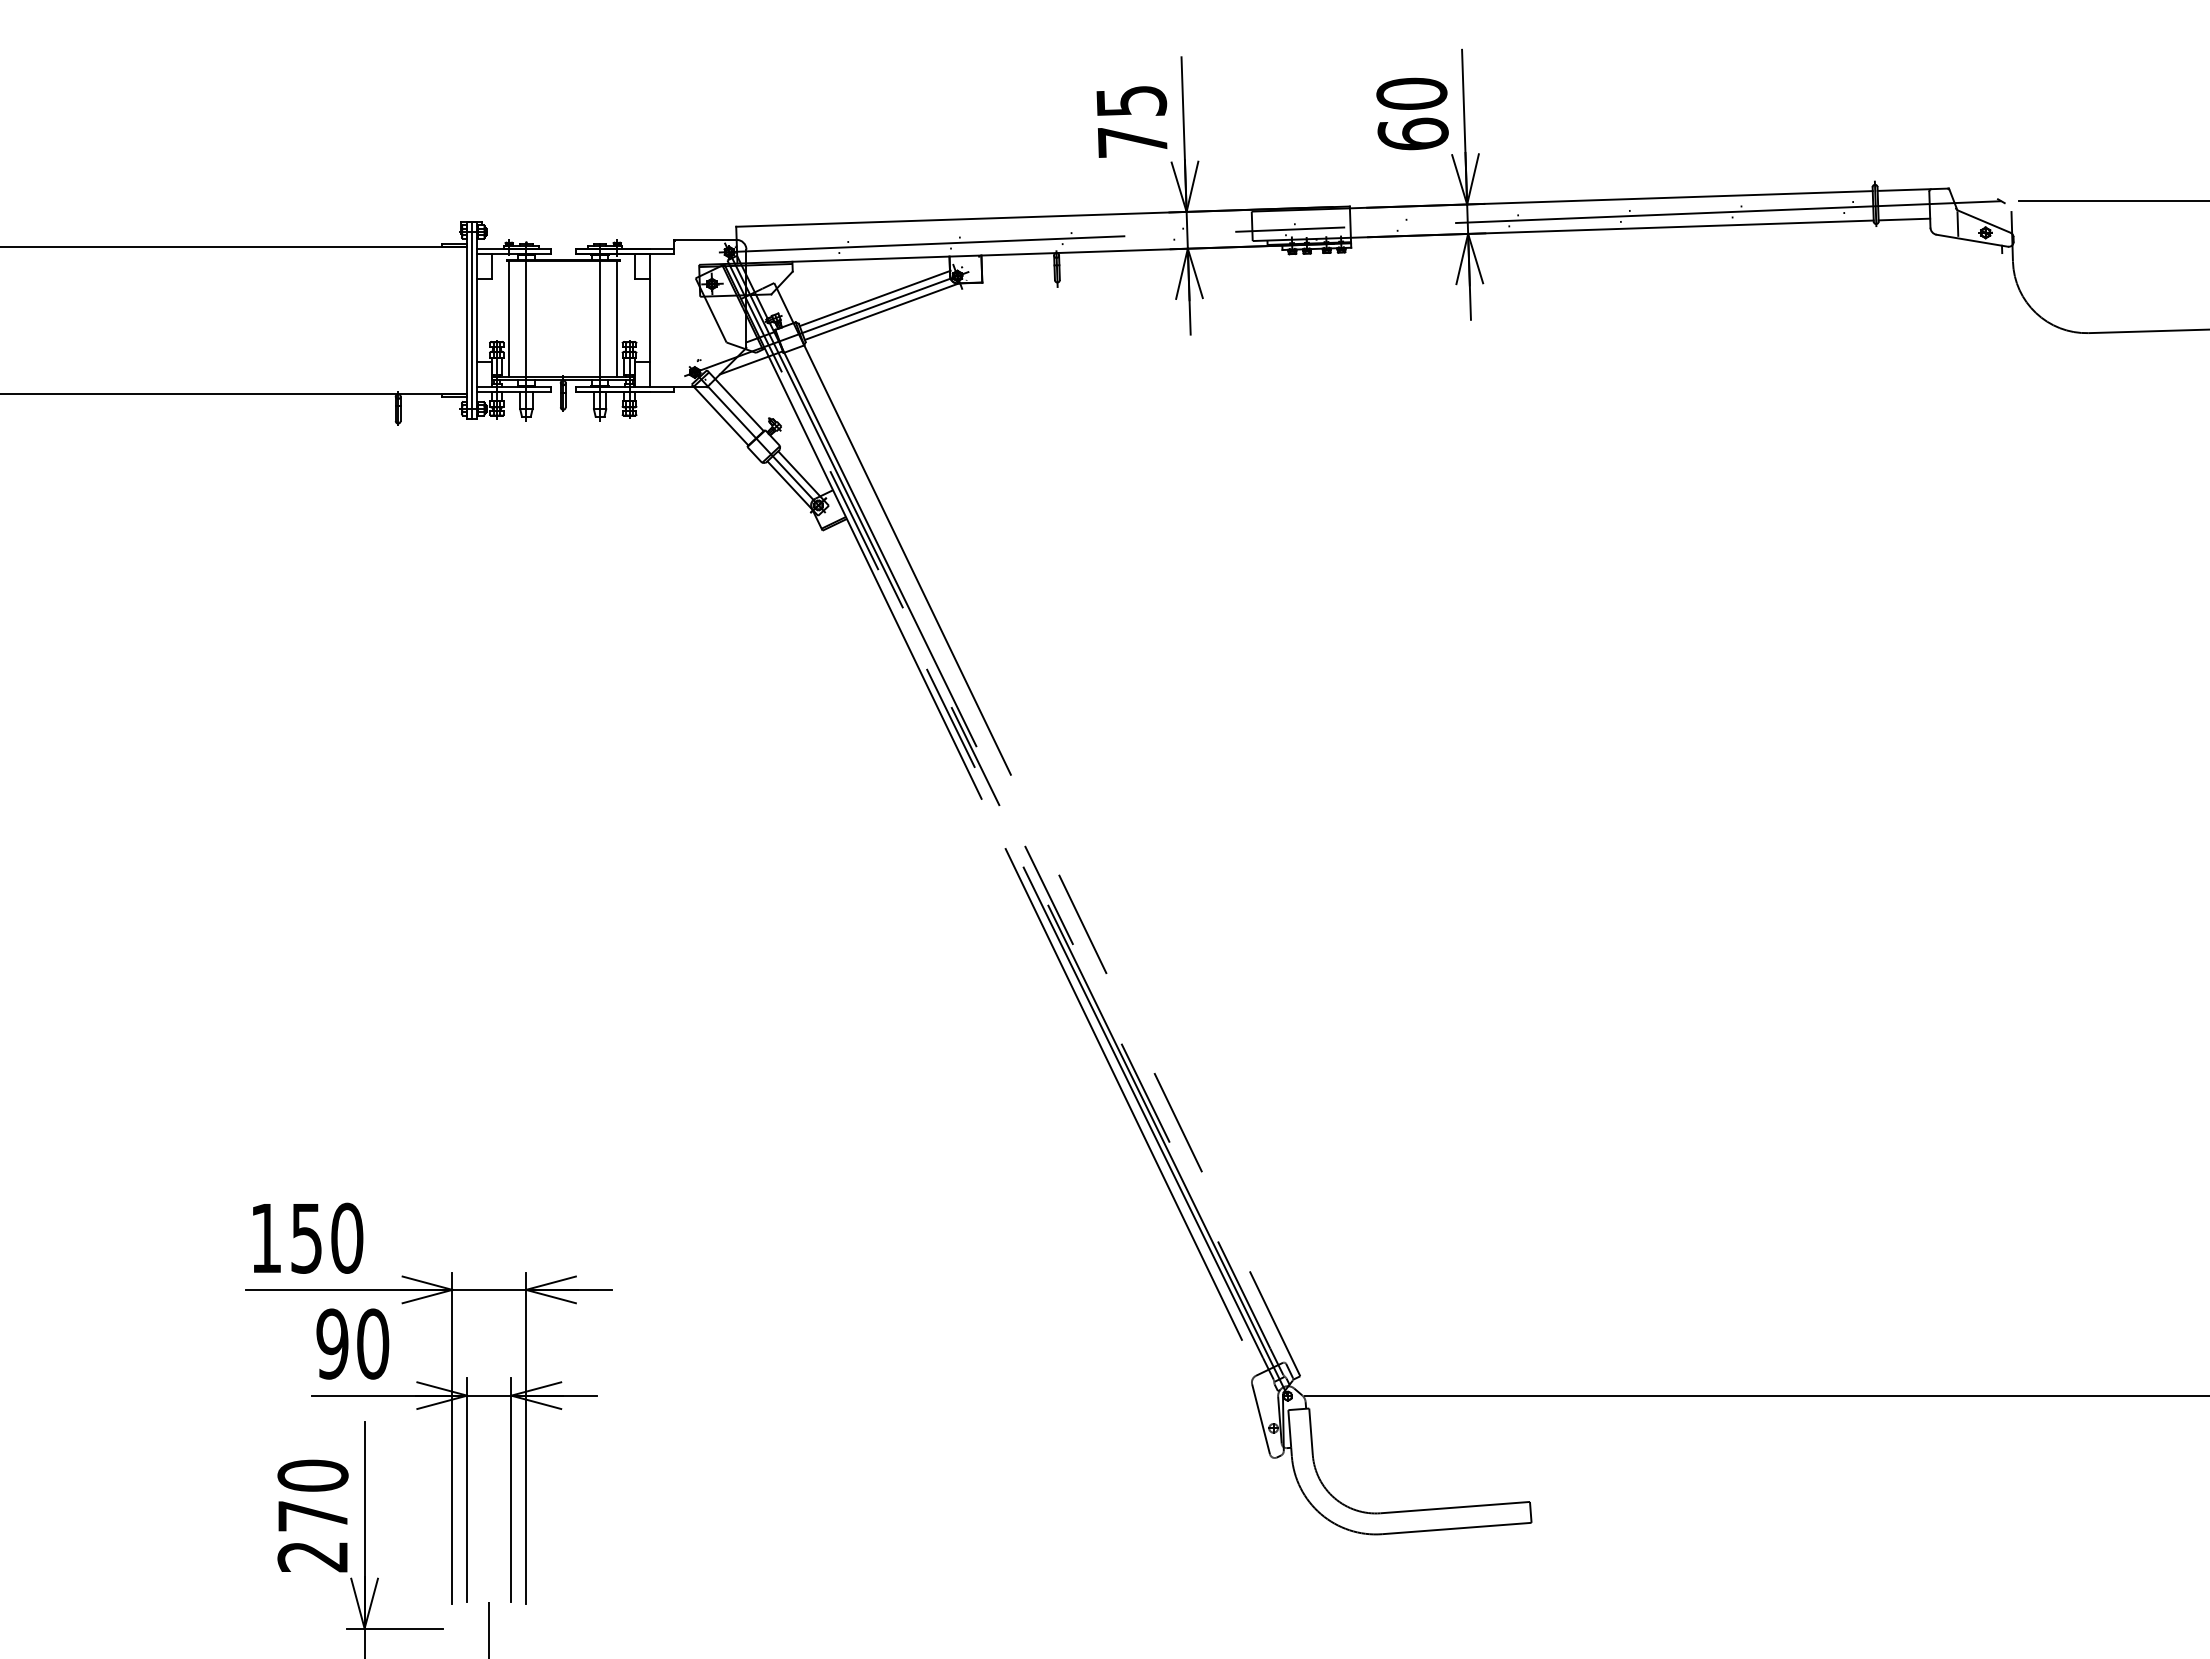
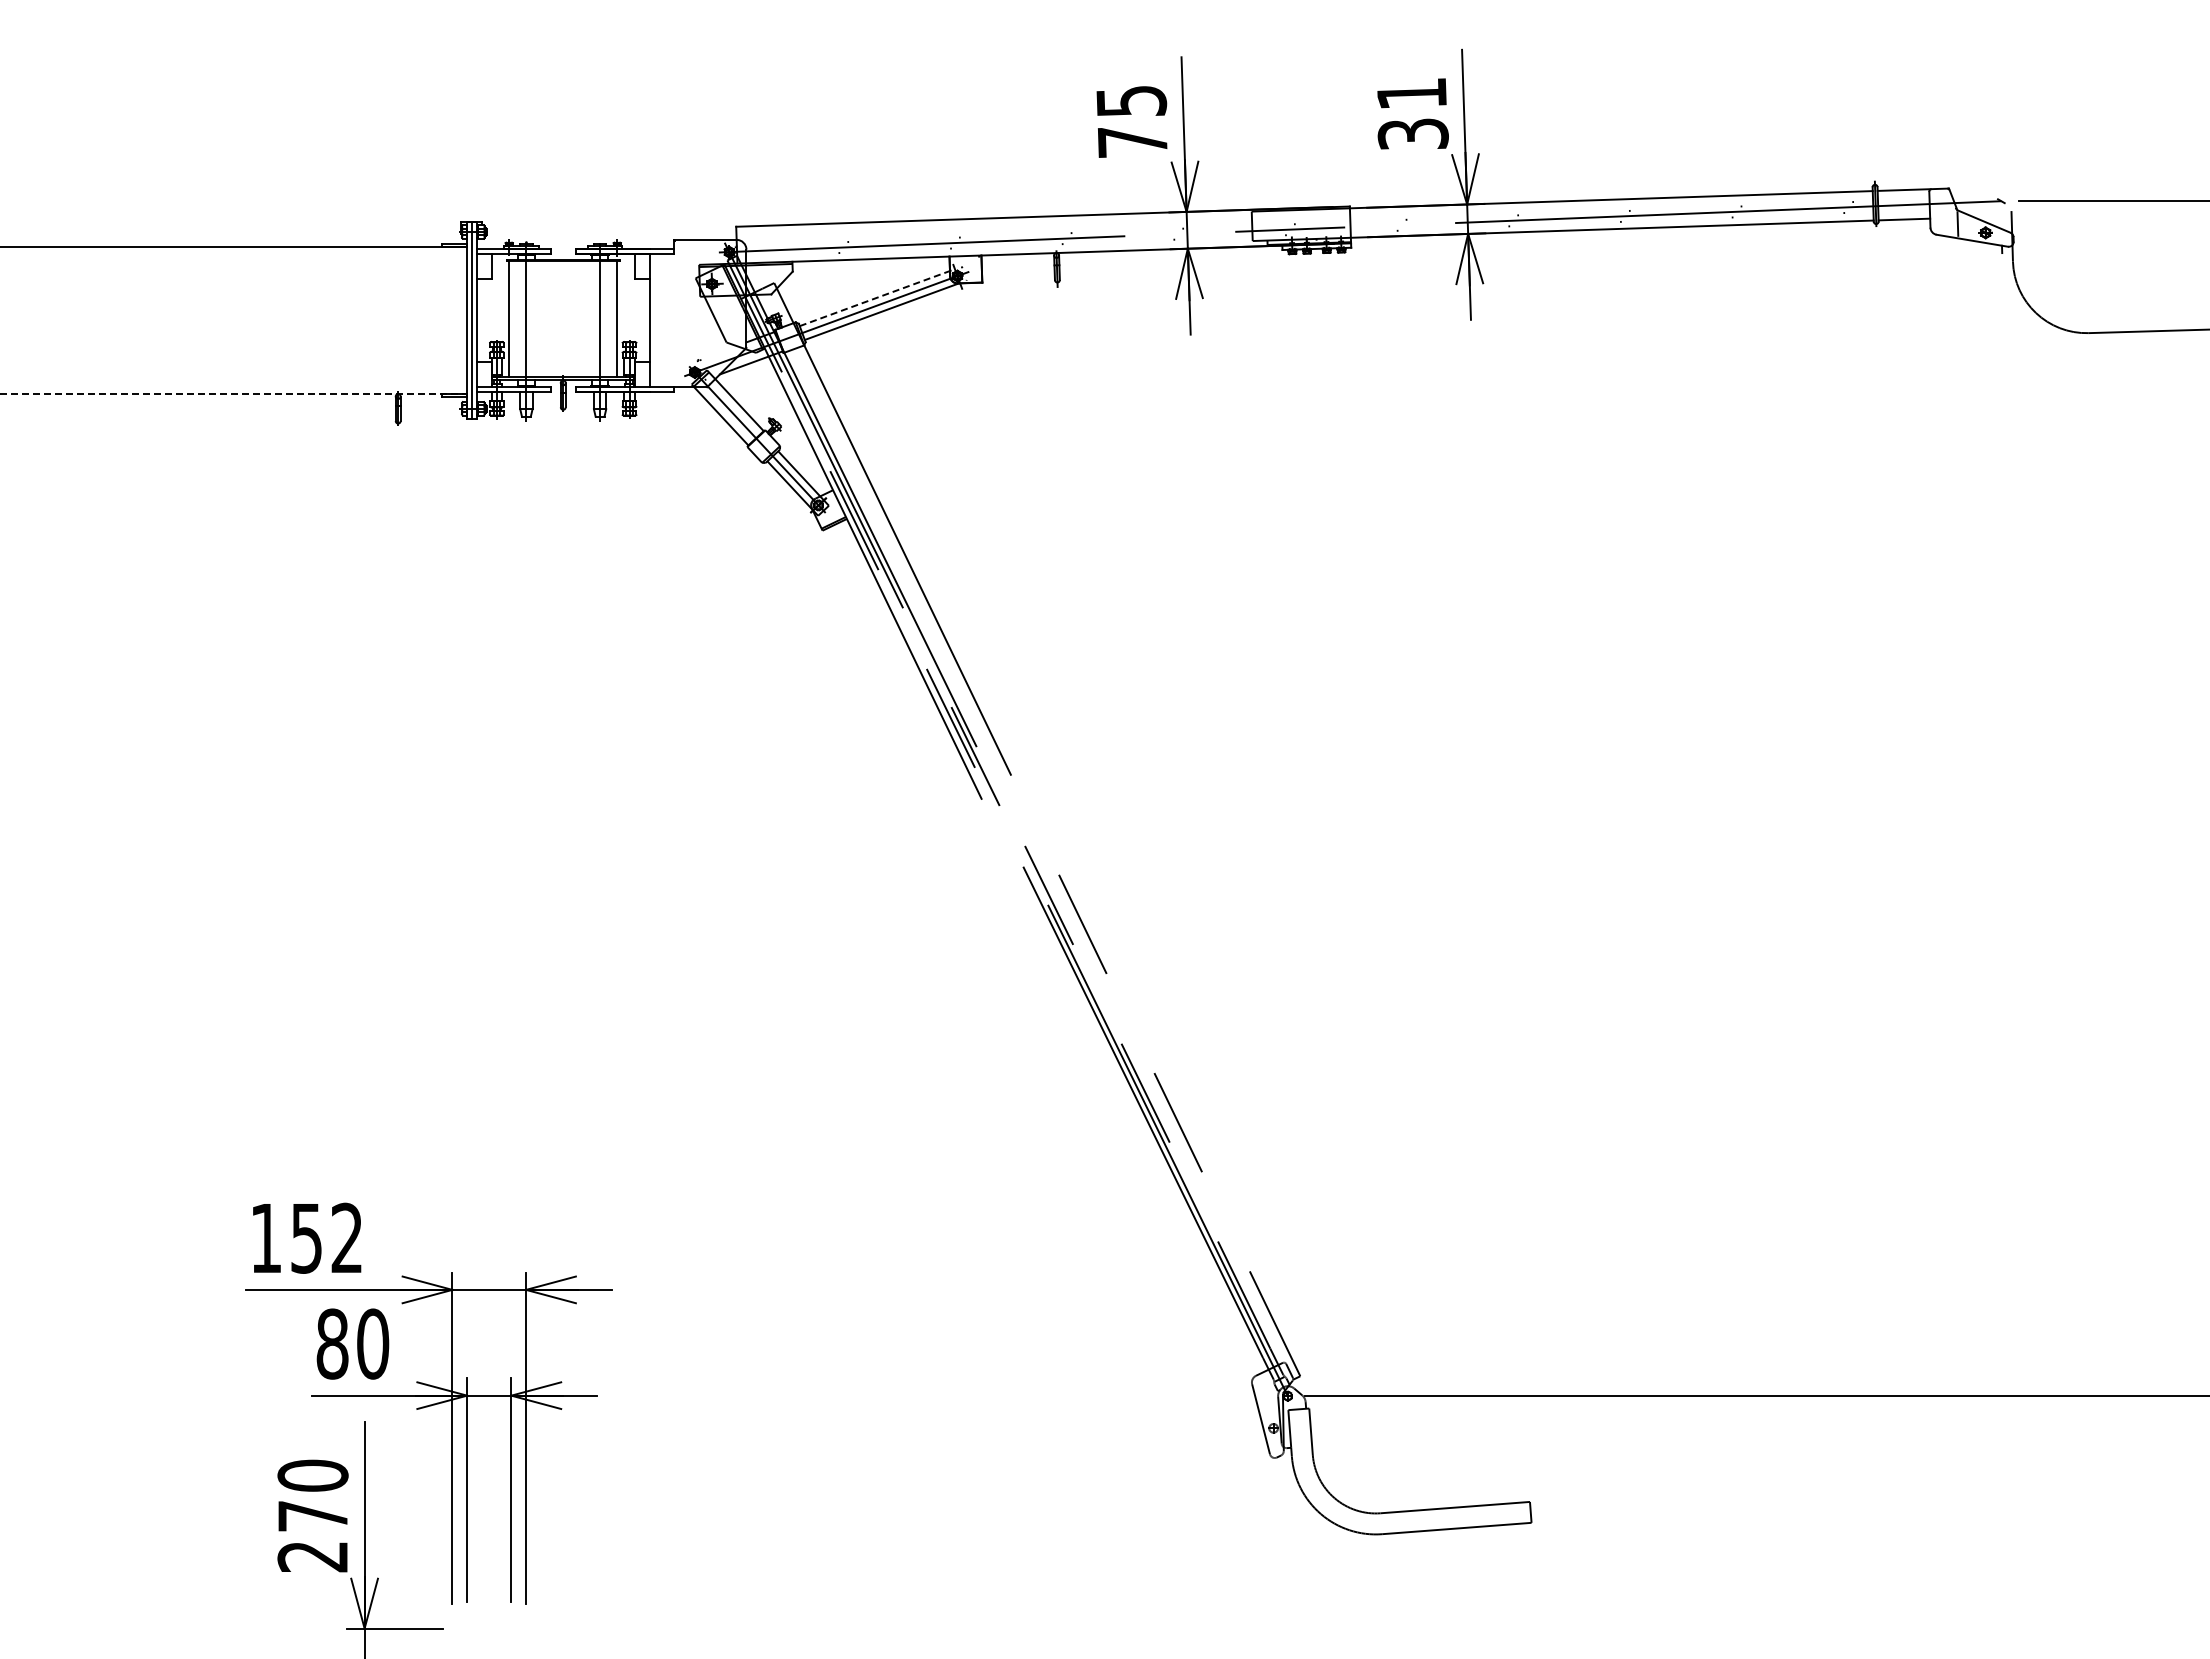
text: 60 -> 31 (1412, 113)
line: solid -> dashed (875, 298)
line: solid -> dashed (234, 394)
line: present -> none (1131, 1111)
text: 150 -> 152 (347, 1237)
text: 90 -> 80 (332, 1343)
line: present -> none (489, 1628)
